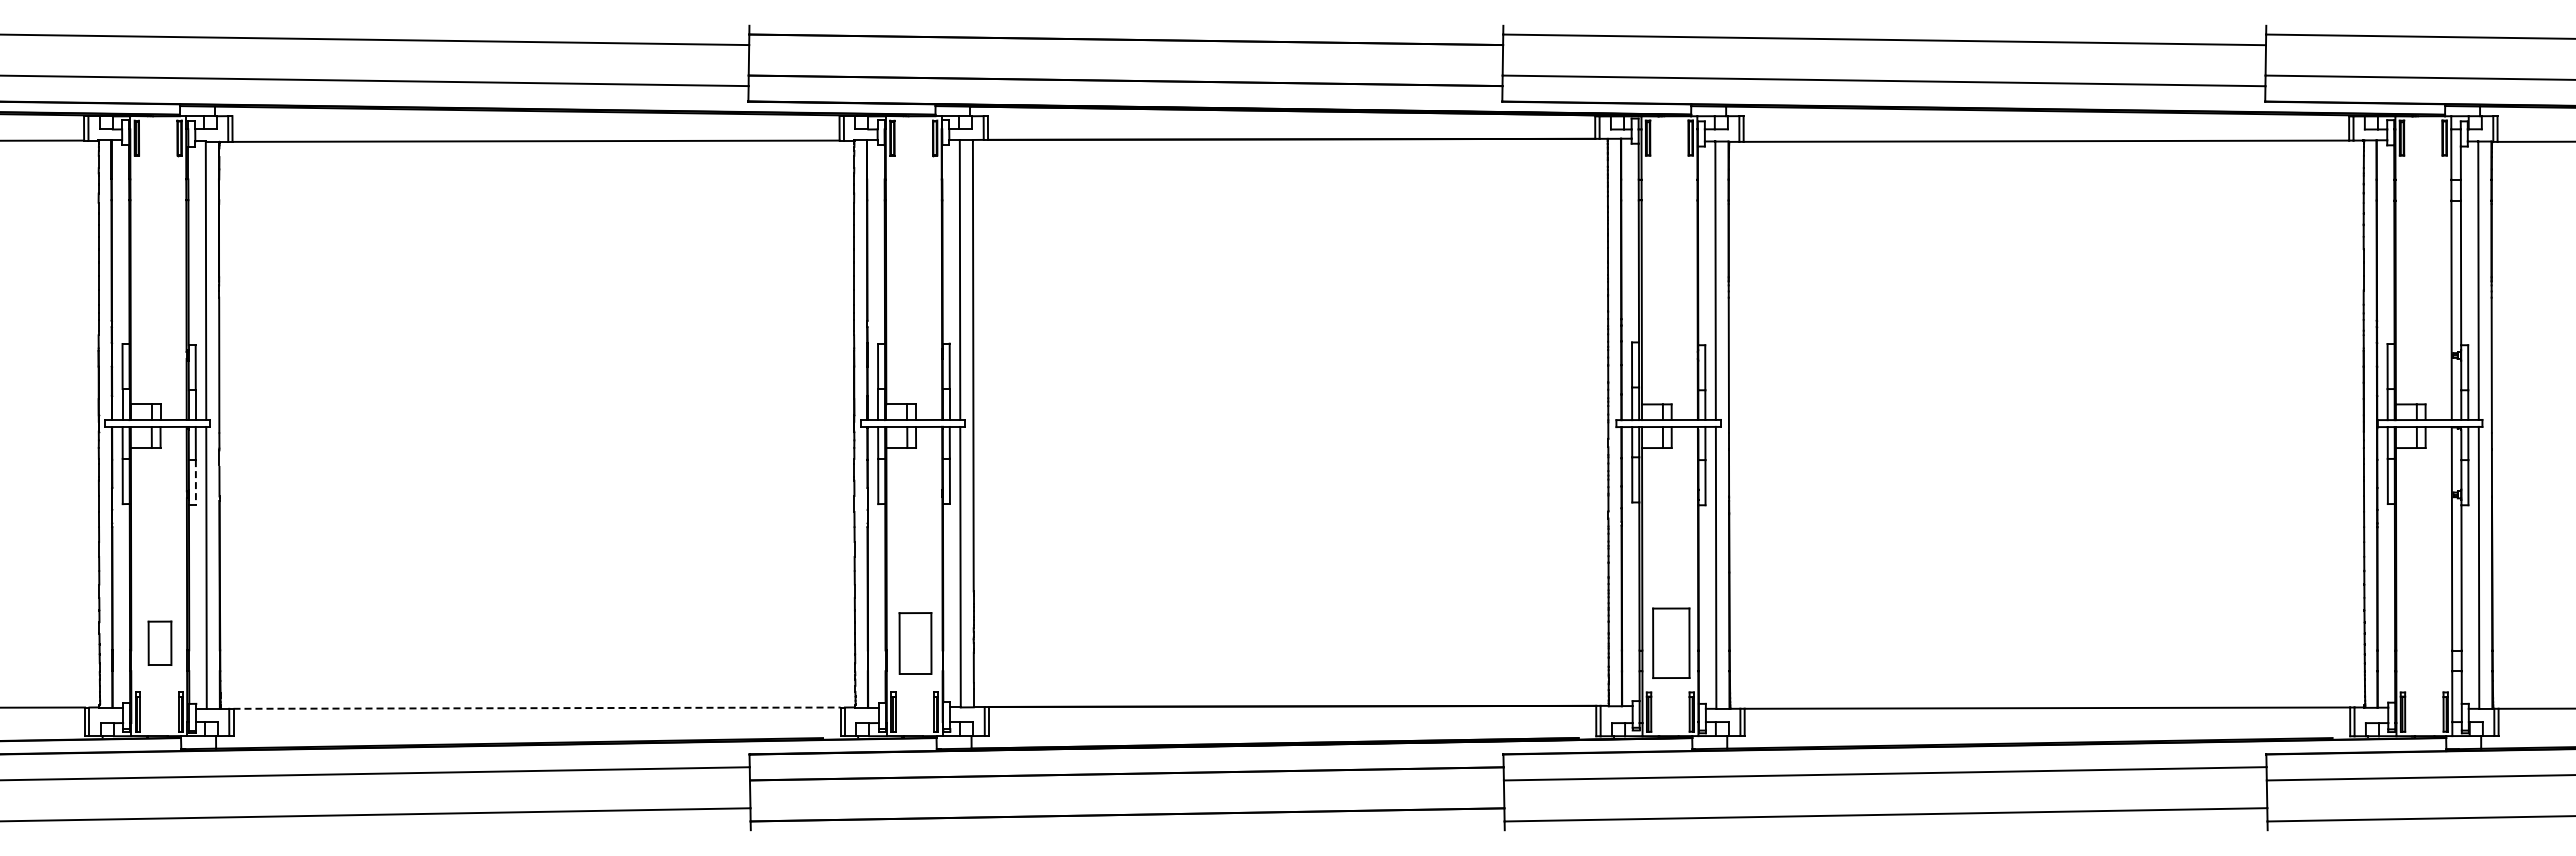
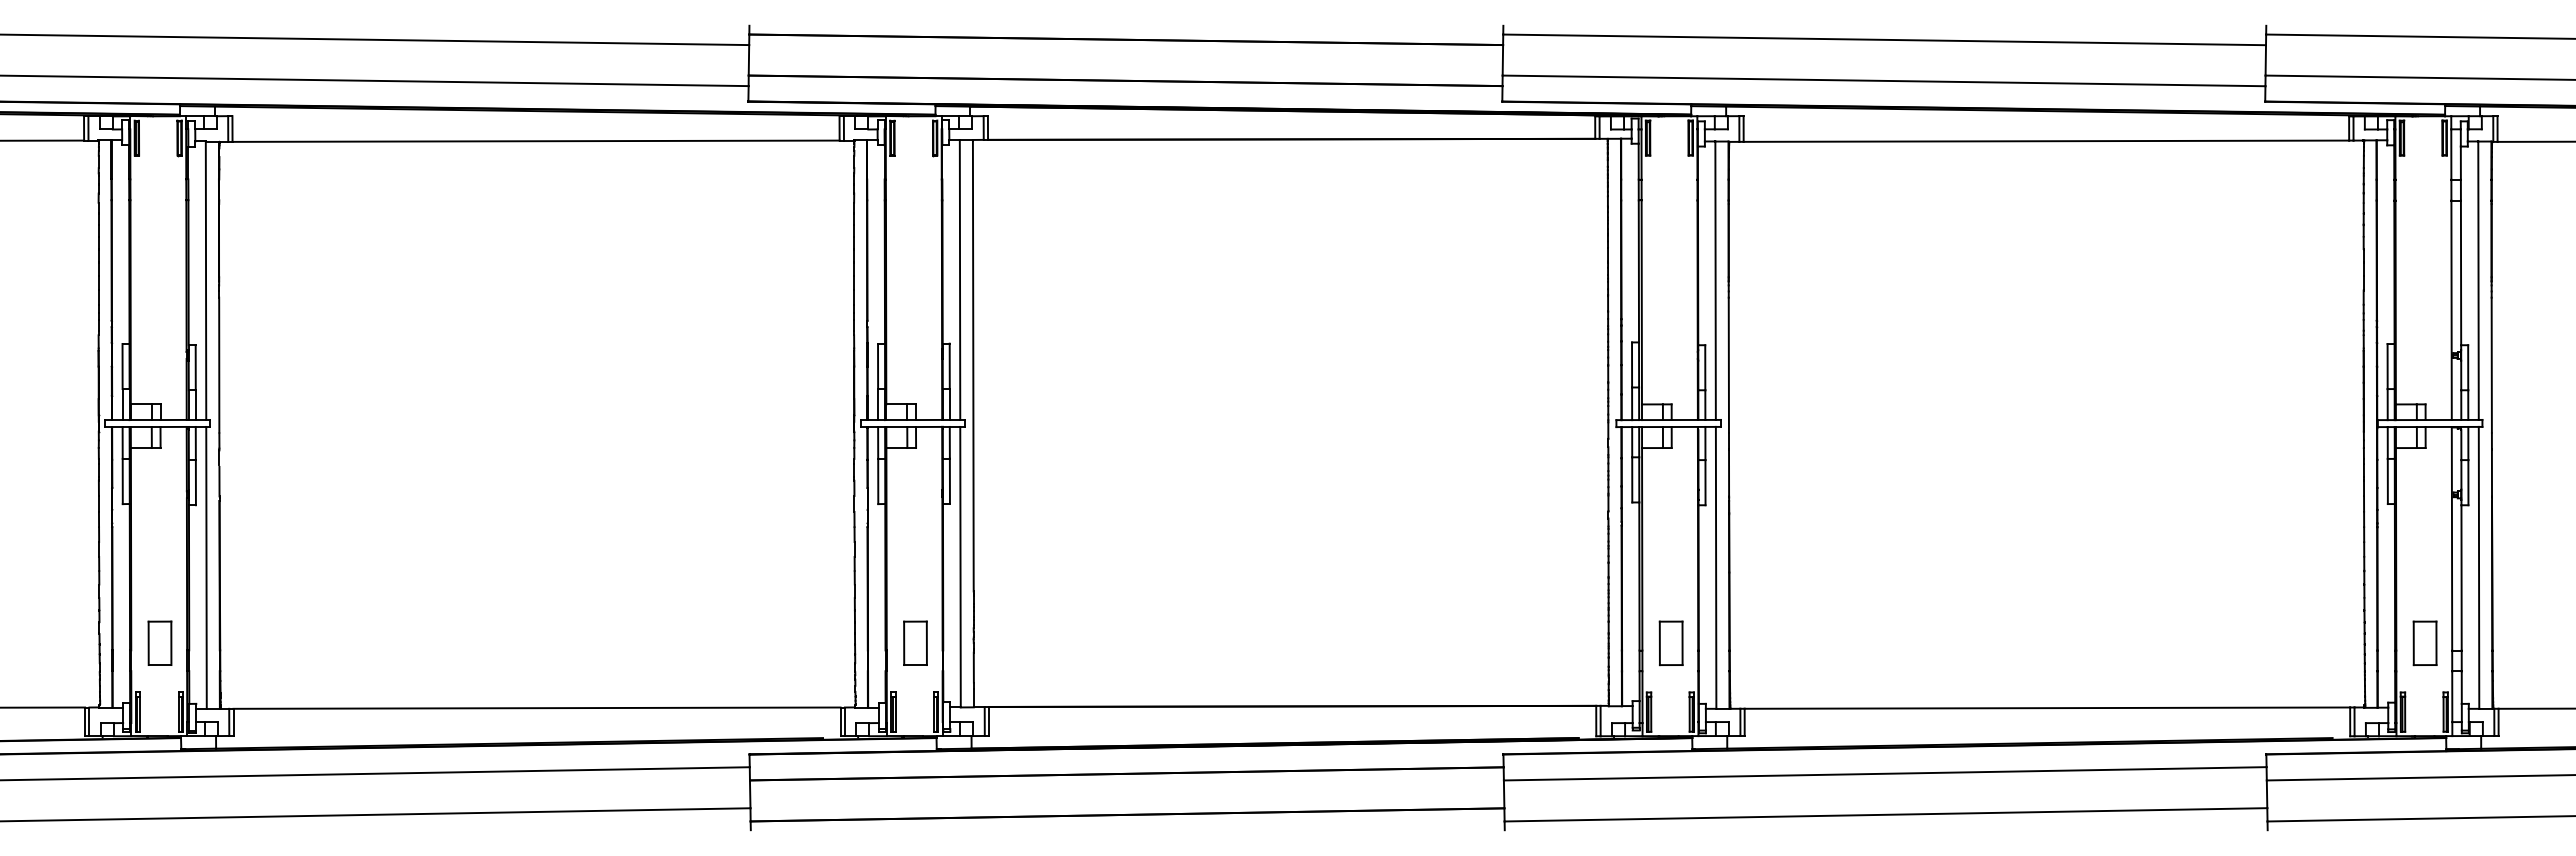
line: dashed -> solid (195, 482)
part size: 39x72 px -> 26x47 px (1670, 643)
part size: 35x63 px -> 25x46 px (915, 642)
part: none -> present (2424, 643)
line: dashed -> solid (537, 708)
